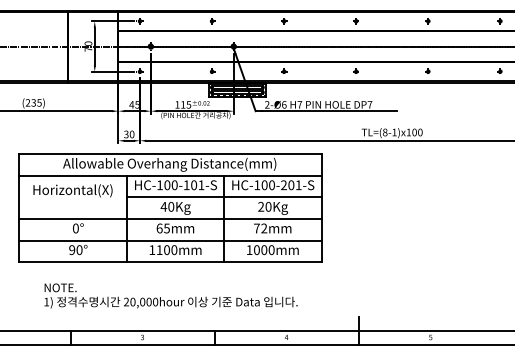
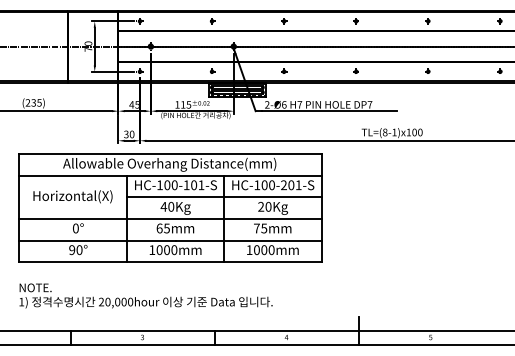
text position: (72, 190) -> (72, 196) (72, 196)
text: 72mm -> 75mm (264, 228)
text: 1100mm -> 1000mm (159, 250)
text position: (170, 295) -> (145, 295) (145, 295)
